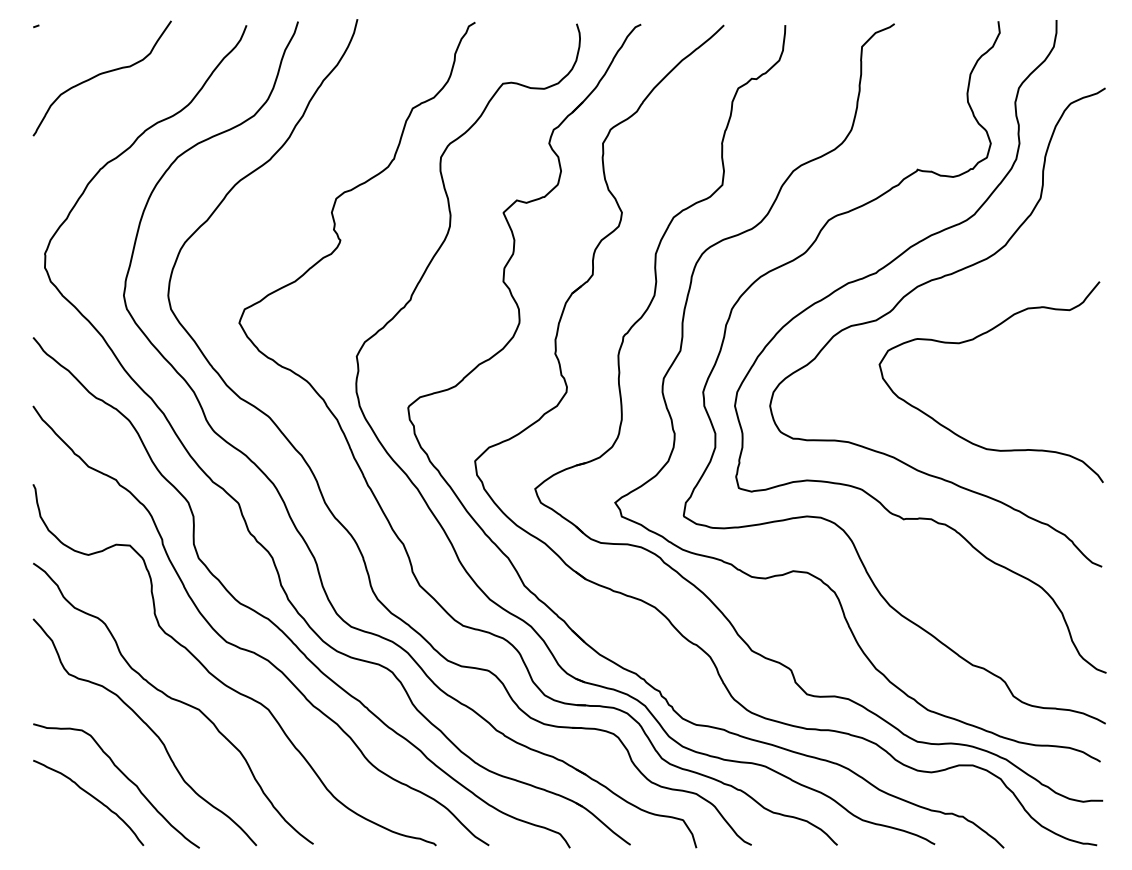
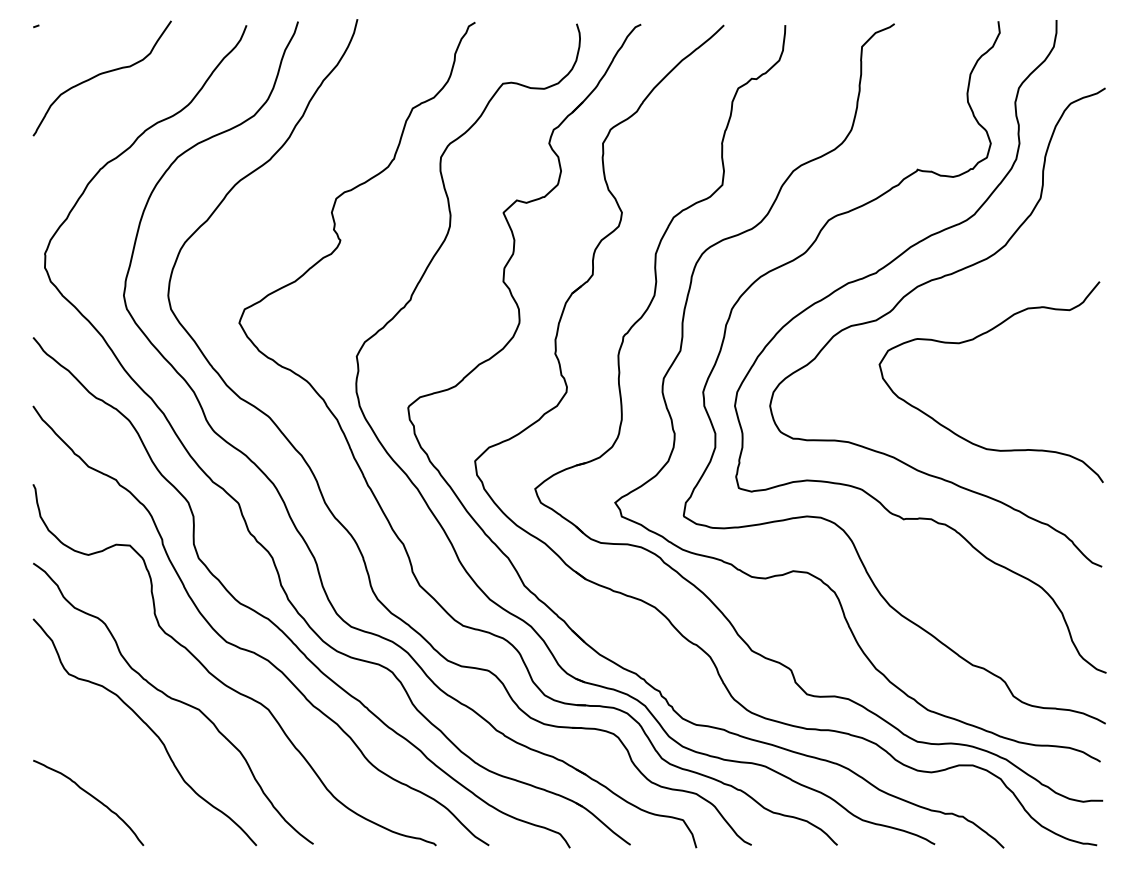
curve: present -> none (124, 776)
